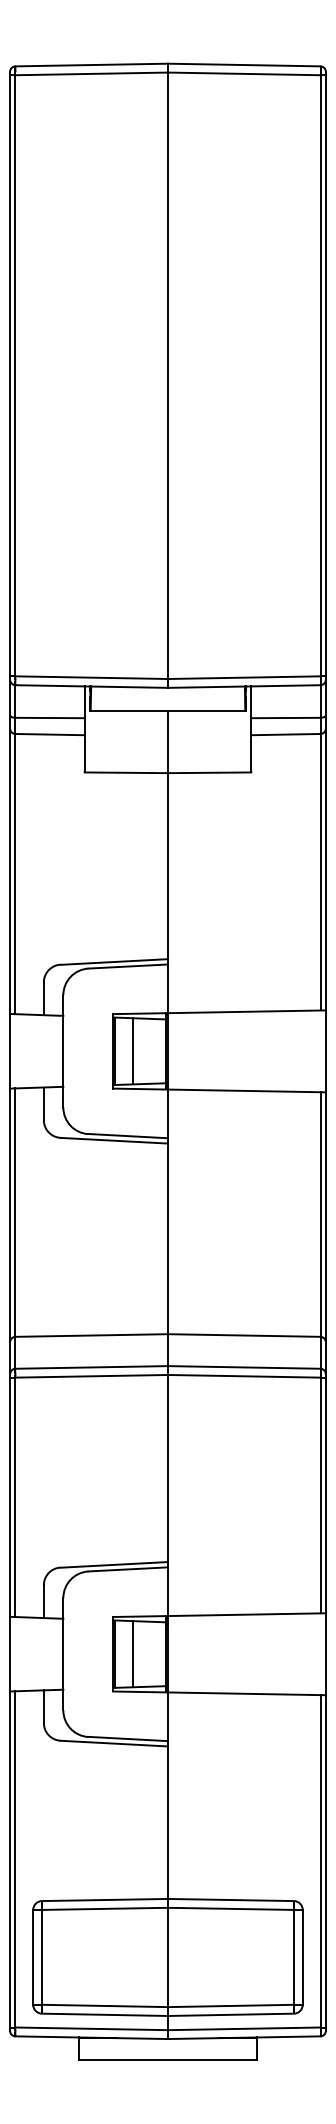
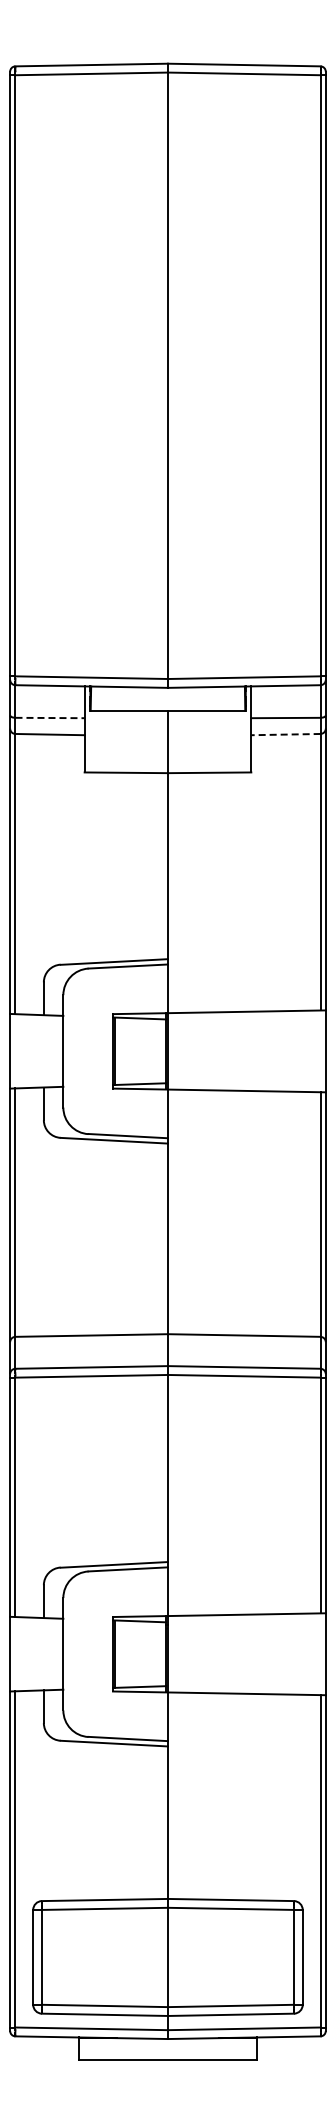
line: solid -> dashed (50, 718)
line: solid -> dashed (285, 734)
line: present -> none (132, 1051)
line: present -> none (132, 1654)
